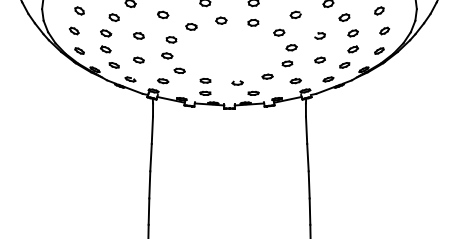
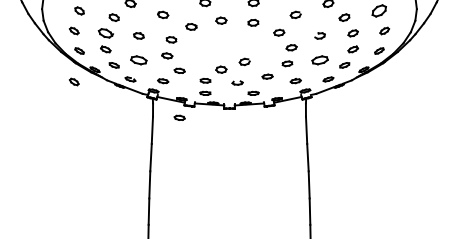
part size: 11x10 px -> 16x14 px (378, 10)
part size: 13x9 px -> 17x11 px (105, 33)
part size: 12x8 px -> 18x11 px (138, 60)
part size: 12x8 px -> 18x11 px (319, 60)
part: none -> present (244, 61)
part: none -> present (221, 69)
part: none -> present (73, 81)
part: none -> present (179, 117)
